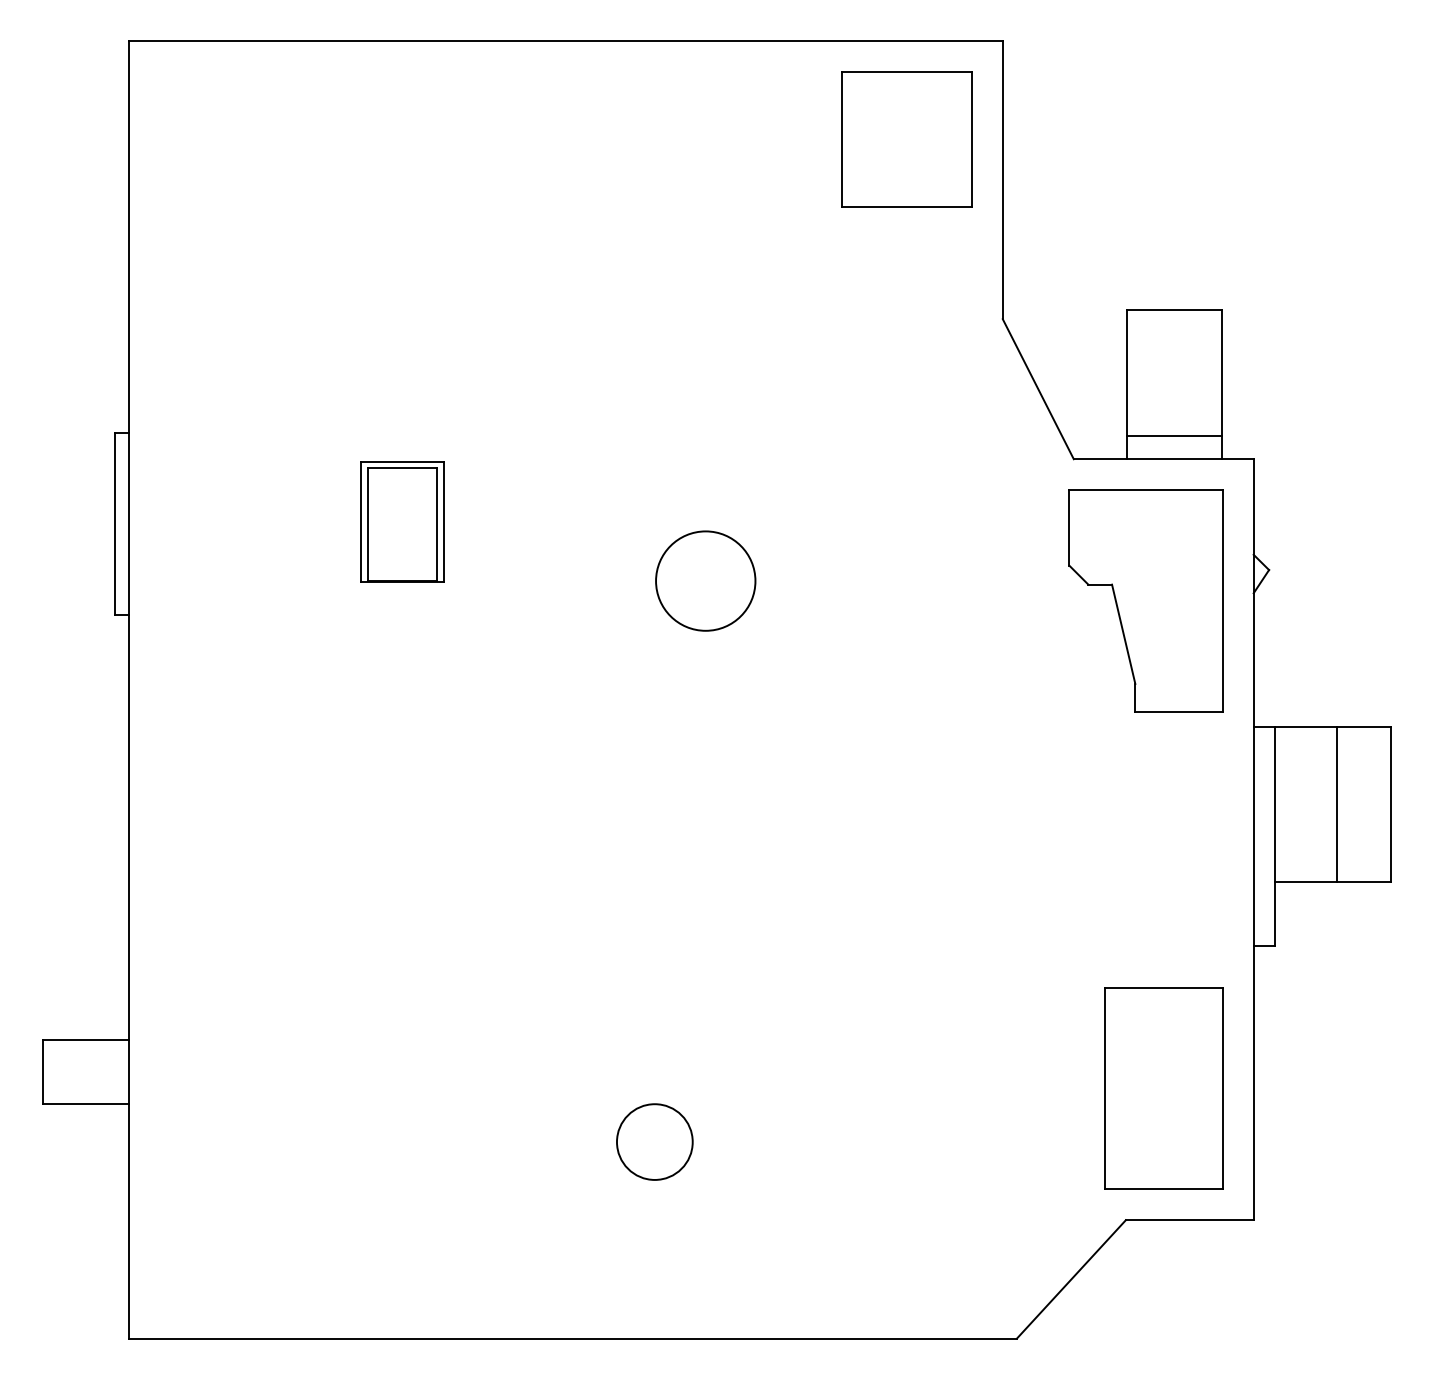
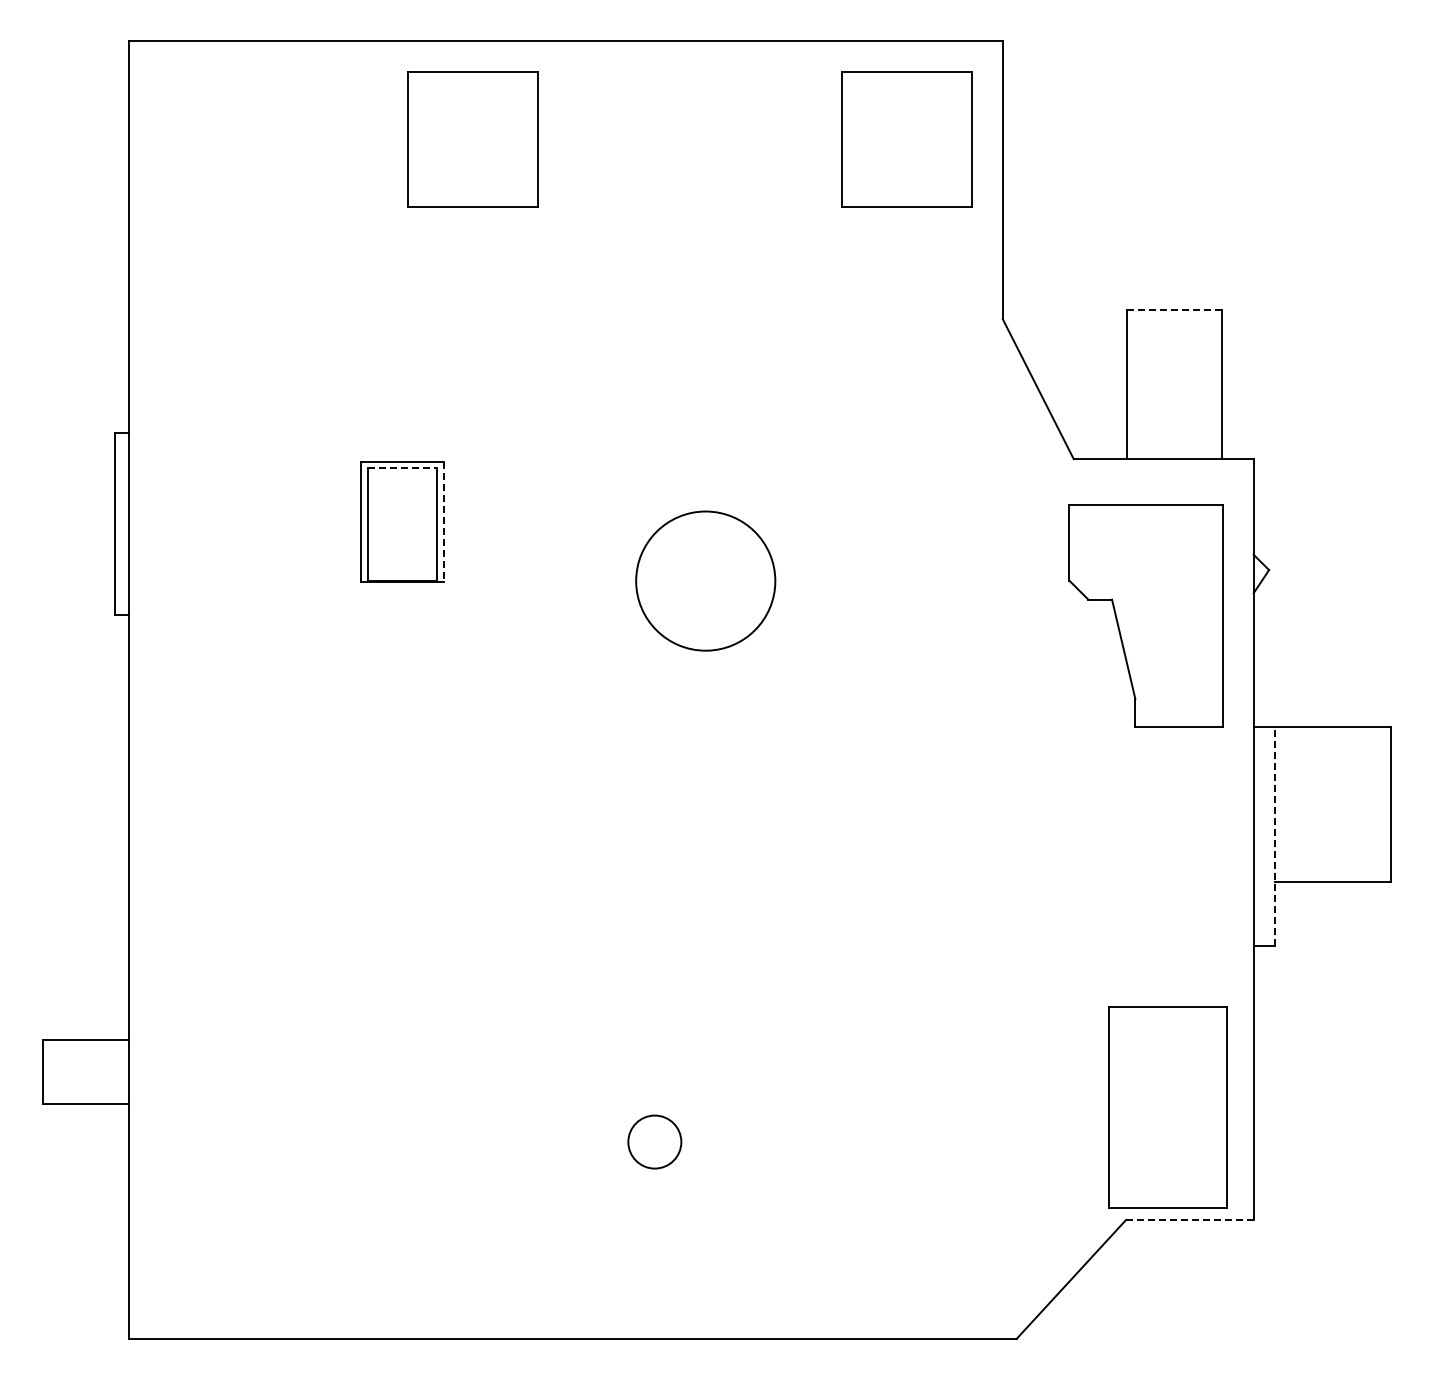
part: none -> present (472, 139)
line: solid -> dashed (1173, 310)
line: present -> none (1174, 435)
line: solid -> dashed (403, 467)
line: solid -> dashed (444, 522)
circle diameter: 99 px -> 139 px (705, 580)
part position: (1145, 600) -> (1145, 615) (1145, 615)
line: present -> none (1336, 803)
line: solid -> dashed (1275, 835)
part position: (1163, 1088) -> (1167, 1107) (1167, 1107)
circle diameter: 76 px -> 53 px (654, 1141)
line: solid -> dashed (1189, 1220)
